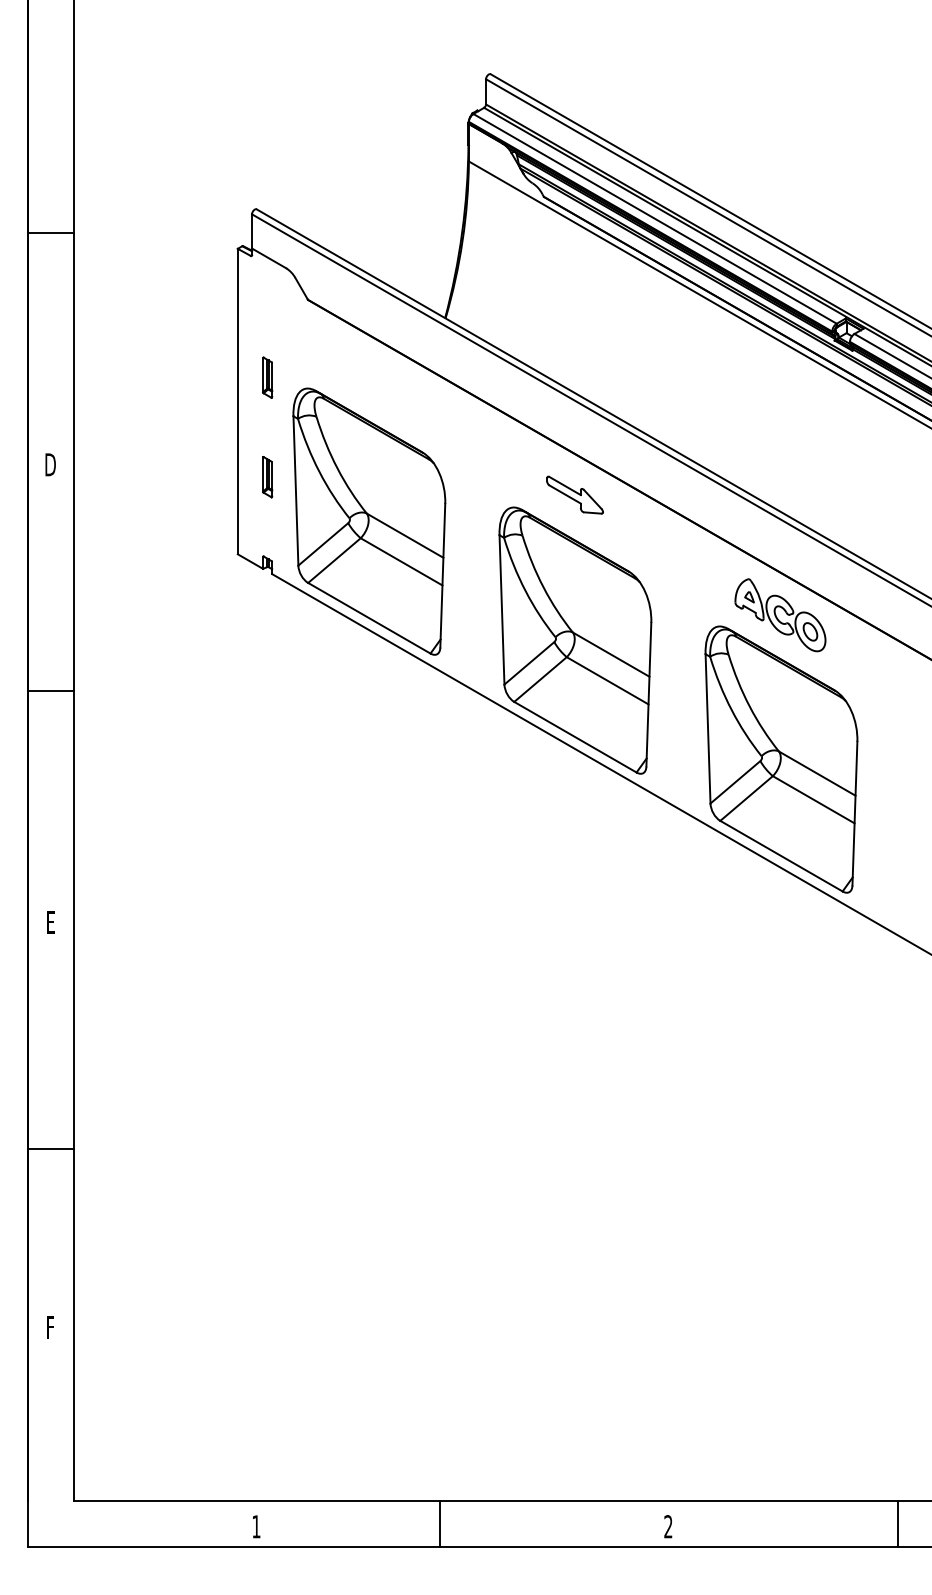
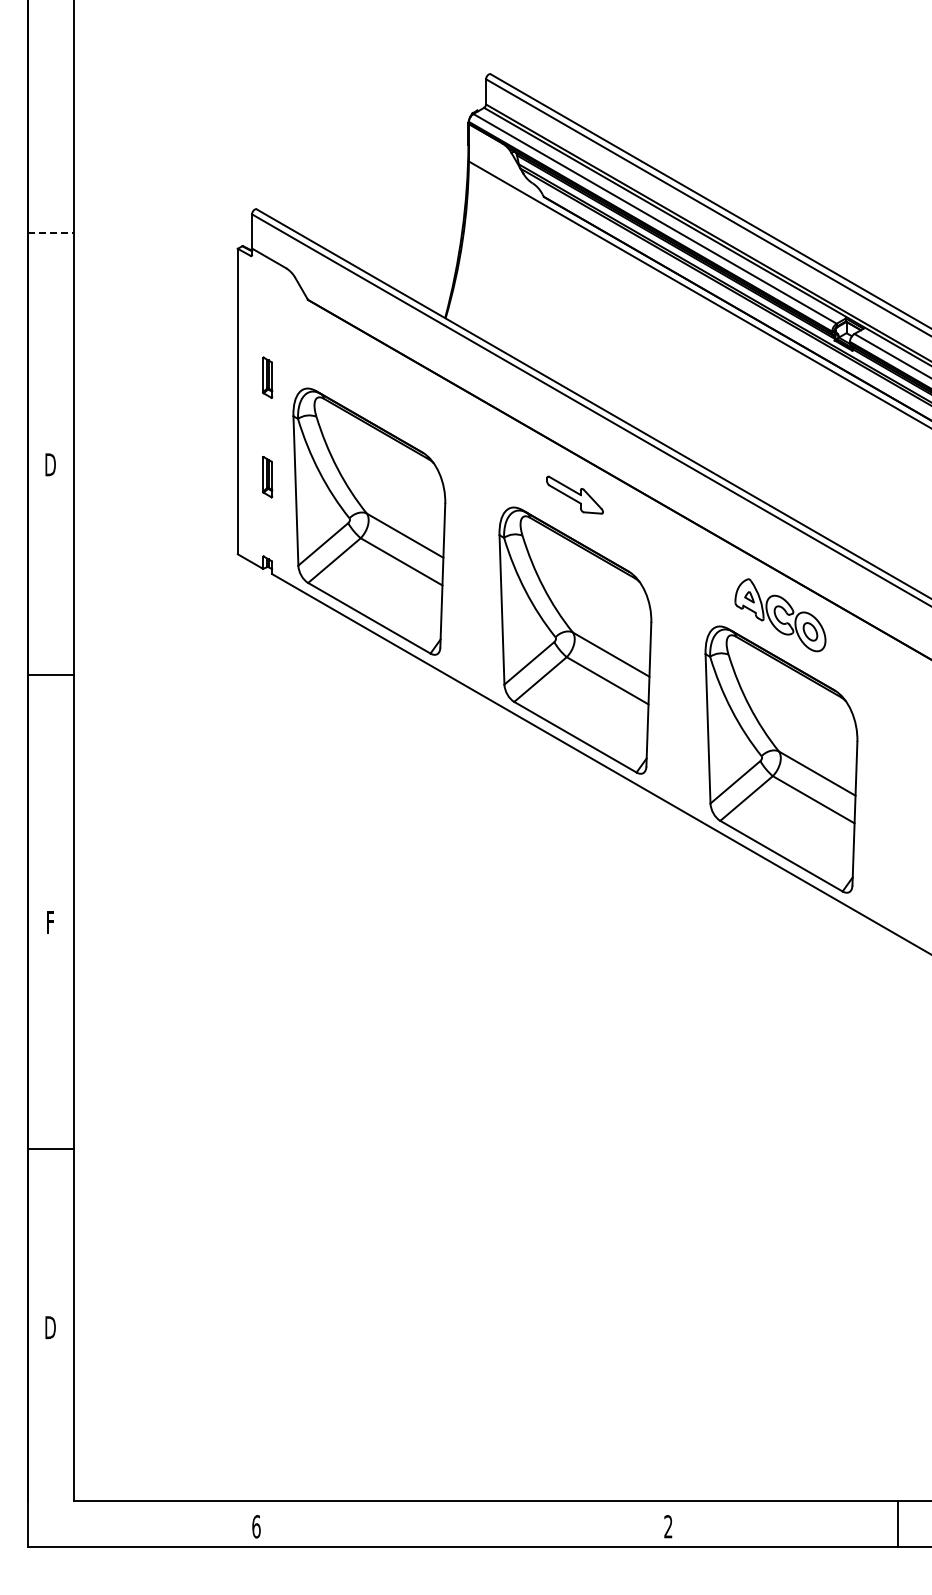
line: solid -> dashed (50, 233)
line position: (50, 691) -> (50, 675) (50, 675)
text: E -> F (51, 922)
text: F -> D (50, 1327)
line: present -> none (439, 1524)
text: 1 -> 6 (256, 1526)
